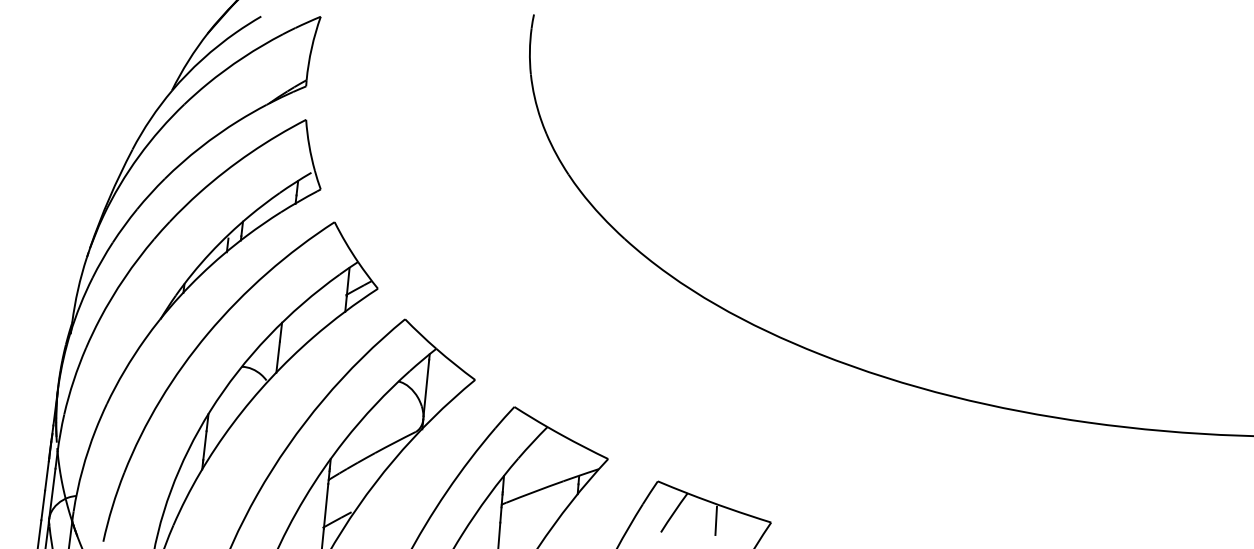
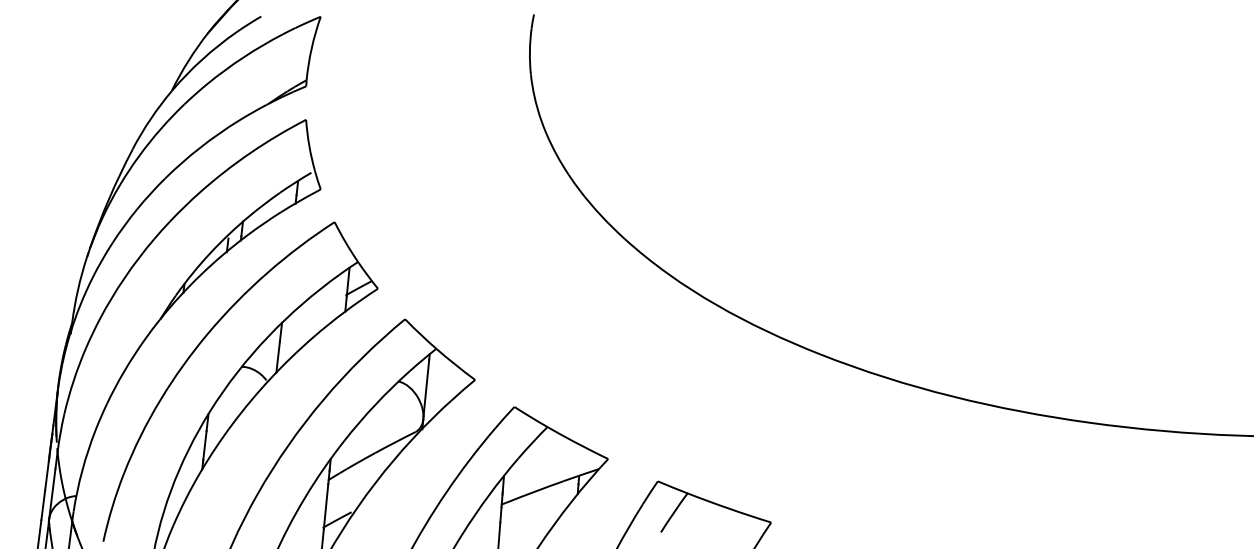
line: present -> none (715, 520)
